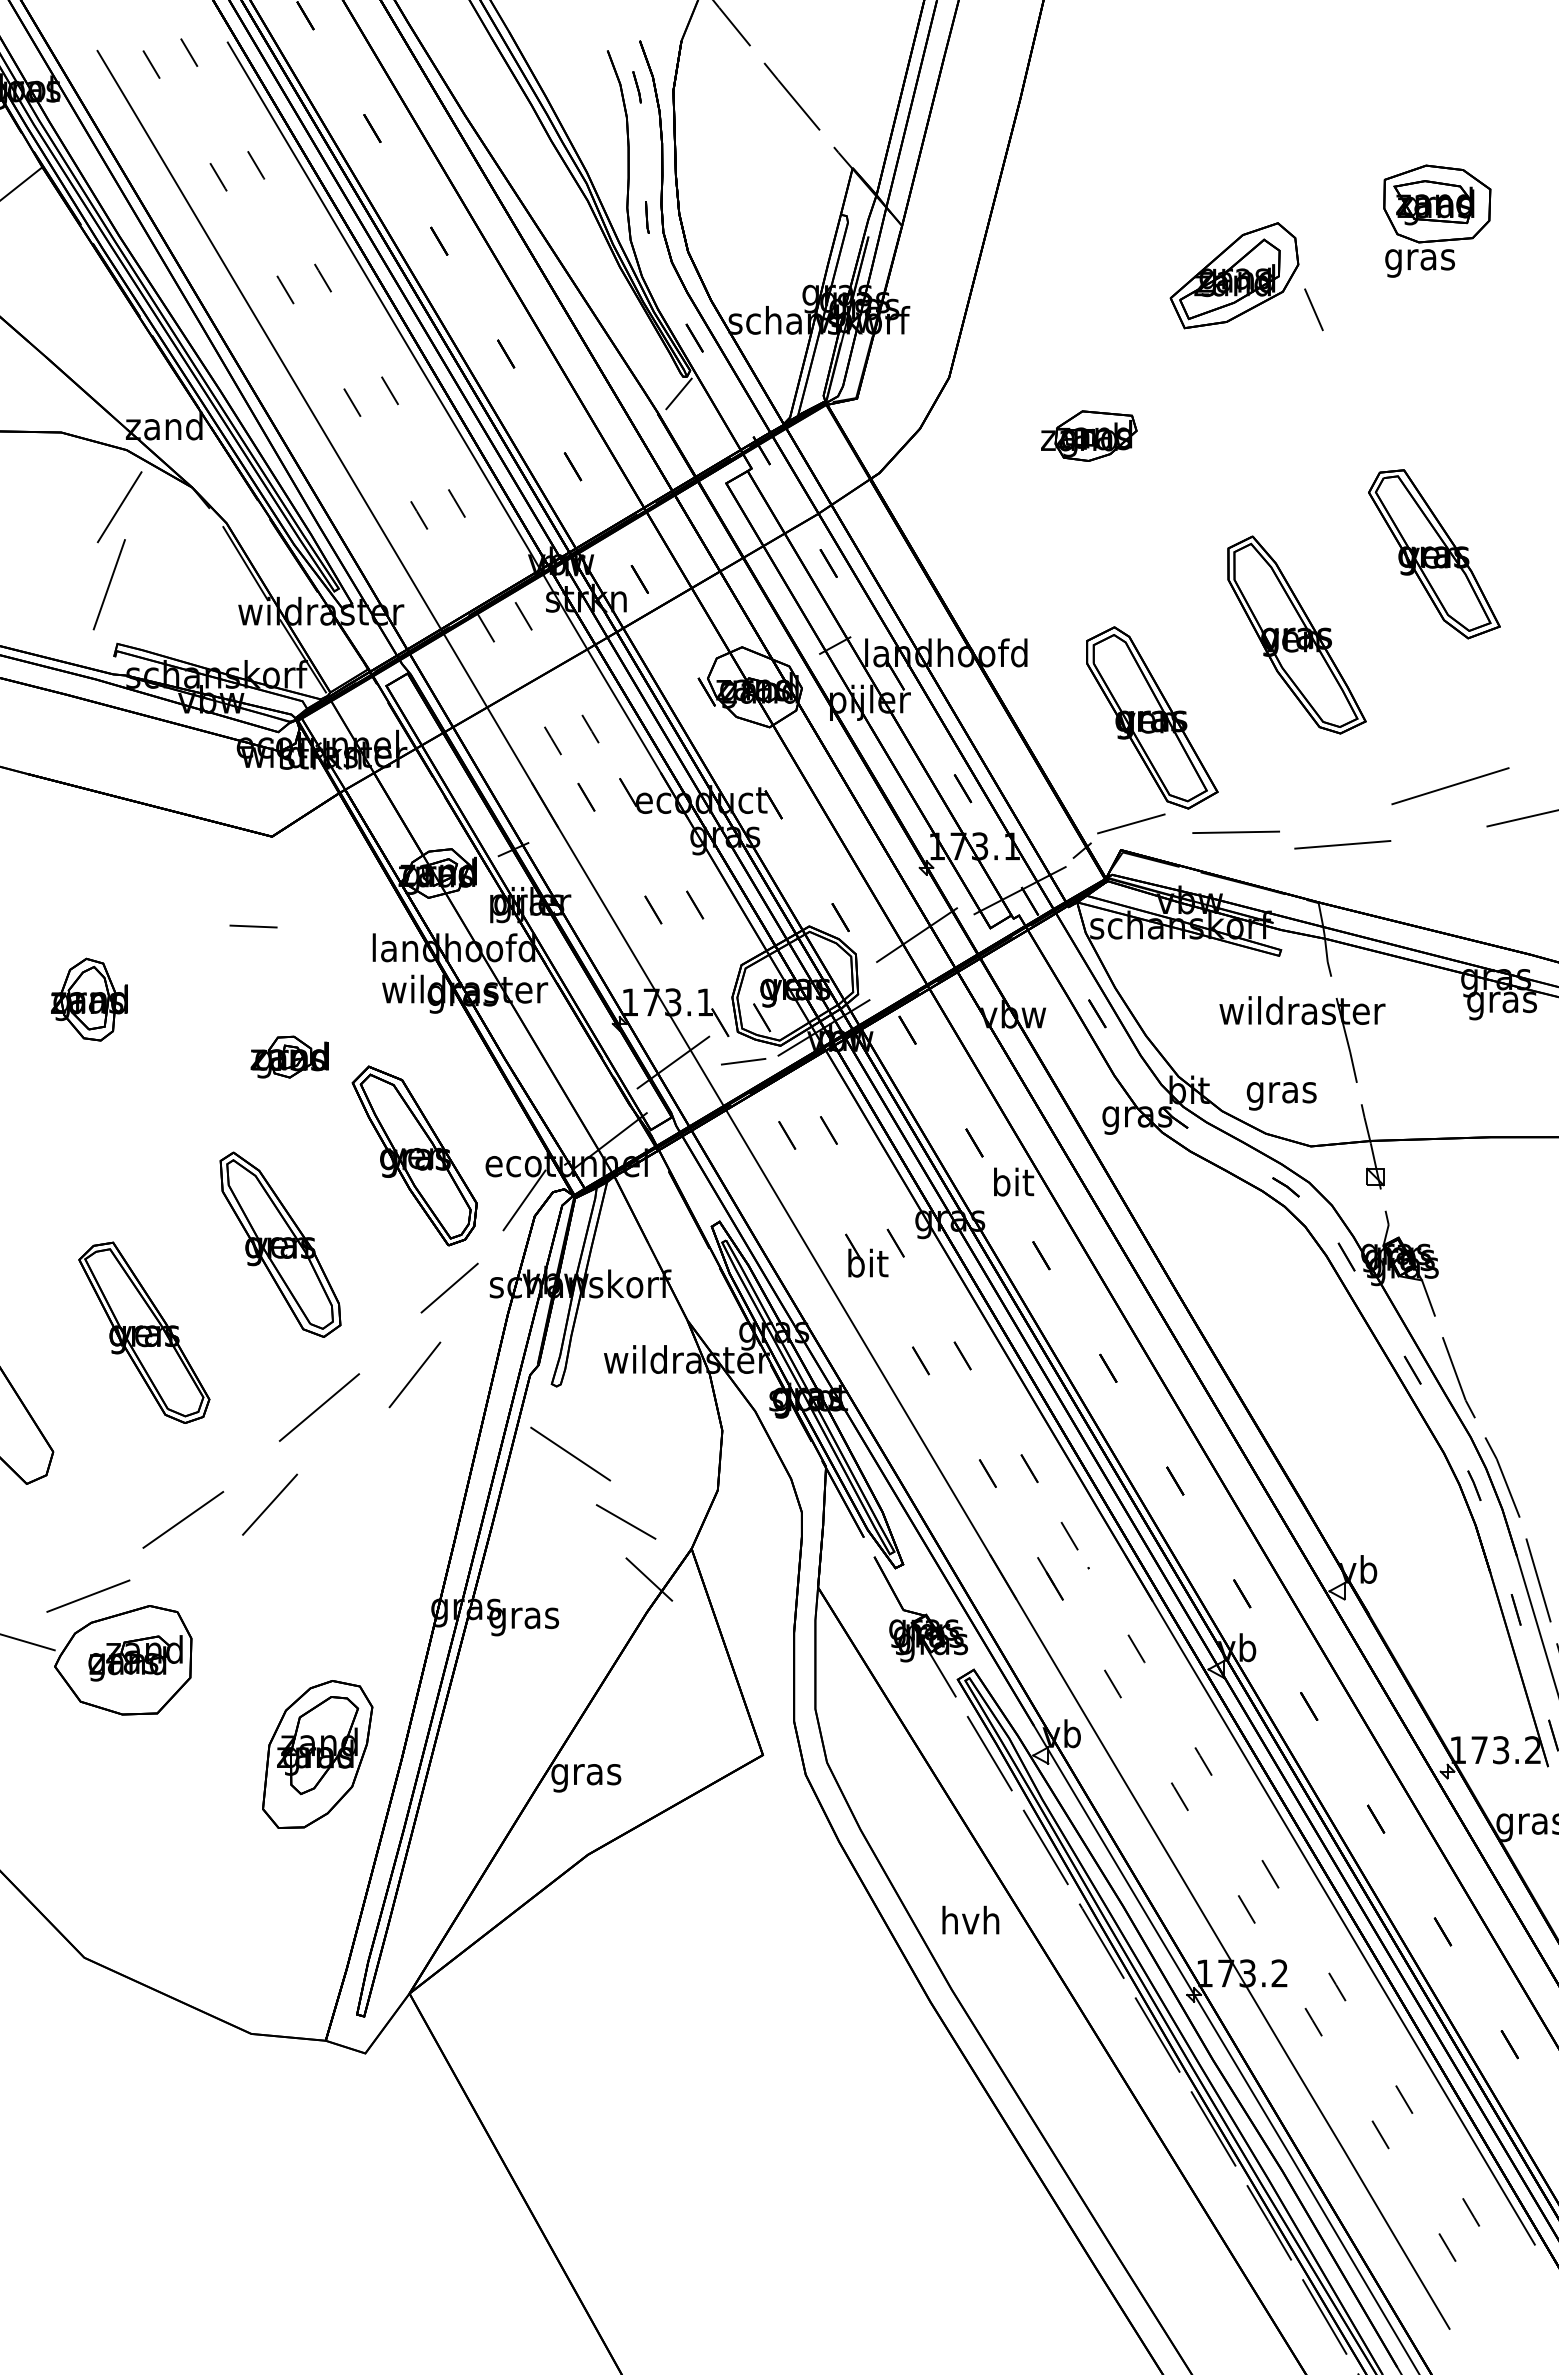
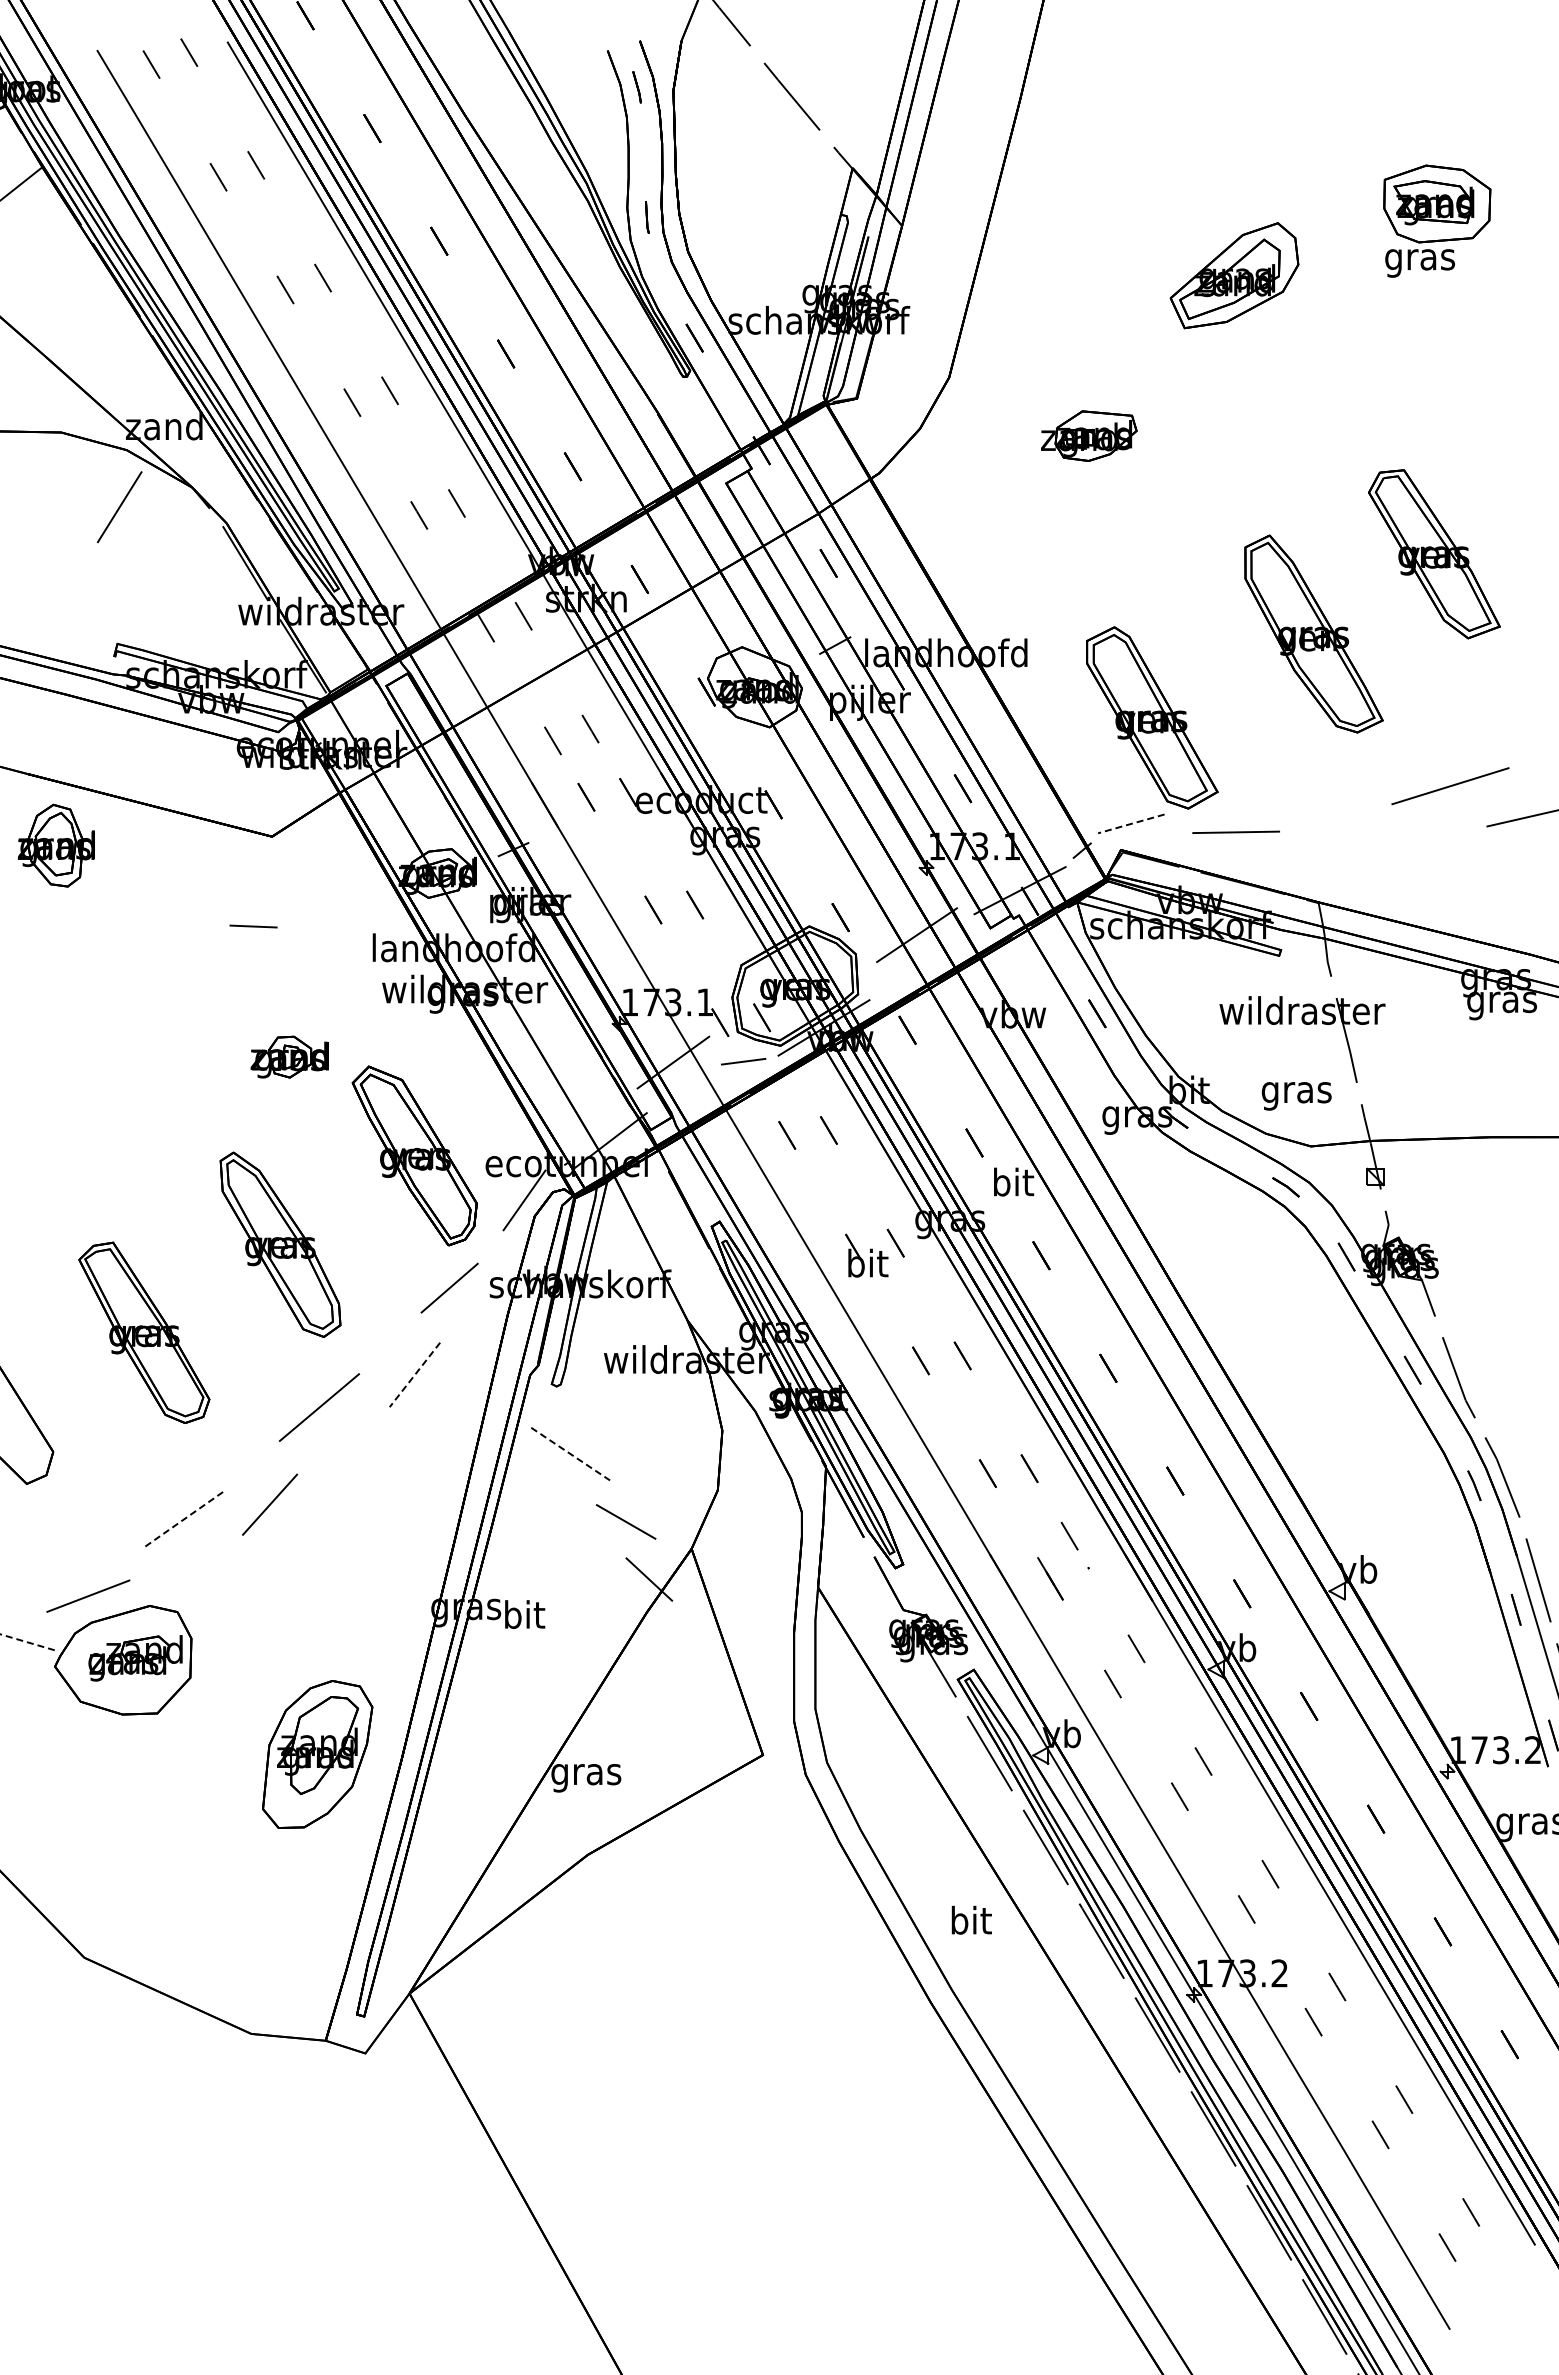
line: present -> none (1313, 309)
line: present -> none (678, 393)
line: present -> none (108, 584)
part position: (1296, 634) -> (1313, 633) (1313, 633)
line: solid -> dashed (1131, 823)
line: present -> none (1342, 844)
part position: (89, 999) -> (56, 845) (56, 845)
text position: (1281, 1096) -> (1296, 1096) (1296, 1096)
line: solid -> dashed (414, 1374)
line: solid -> dashed (571, 1454)
line: solid -> dashed (183, 1519)
text: gras -> bit (524, 1618)
line: solid -> dashed (27, 1642)
text: hvh -> bit (970, 1919)
